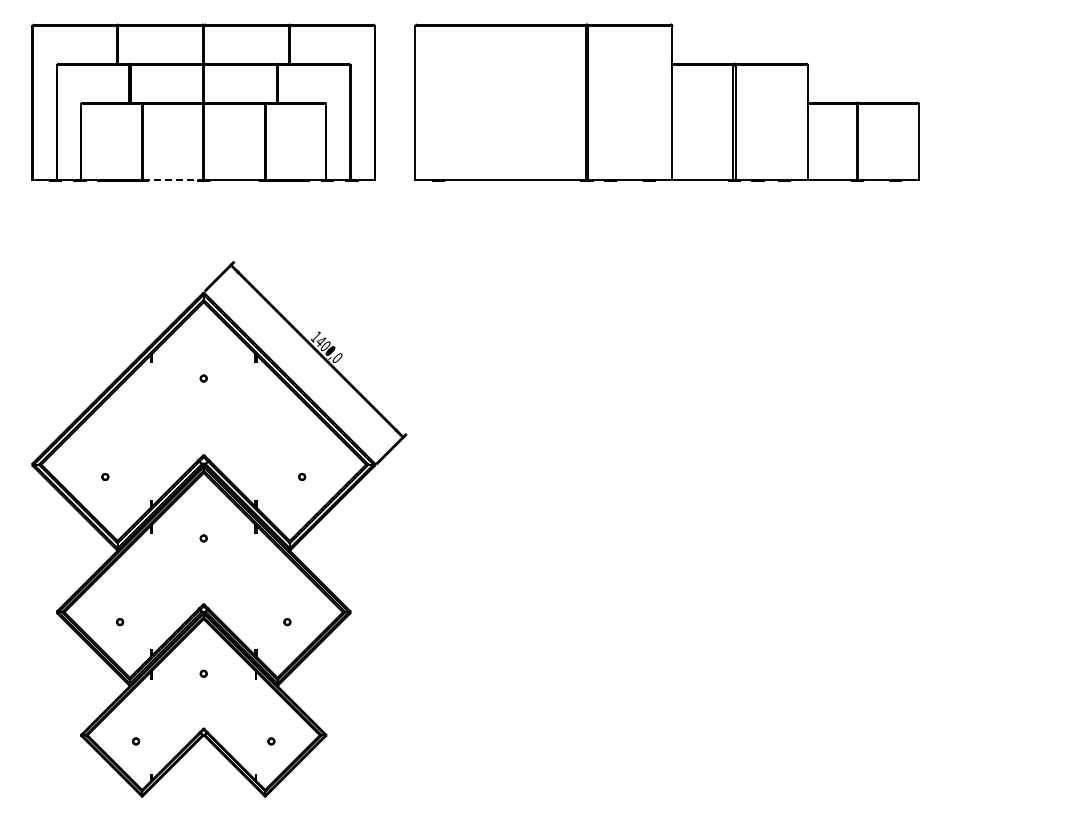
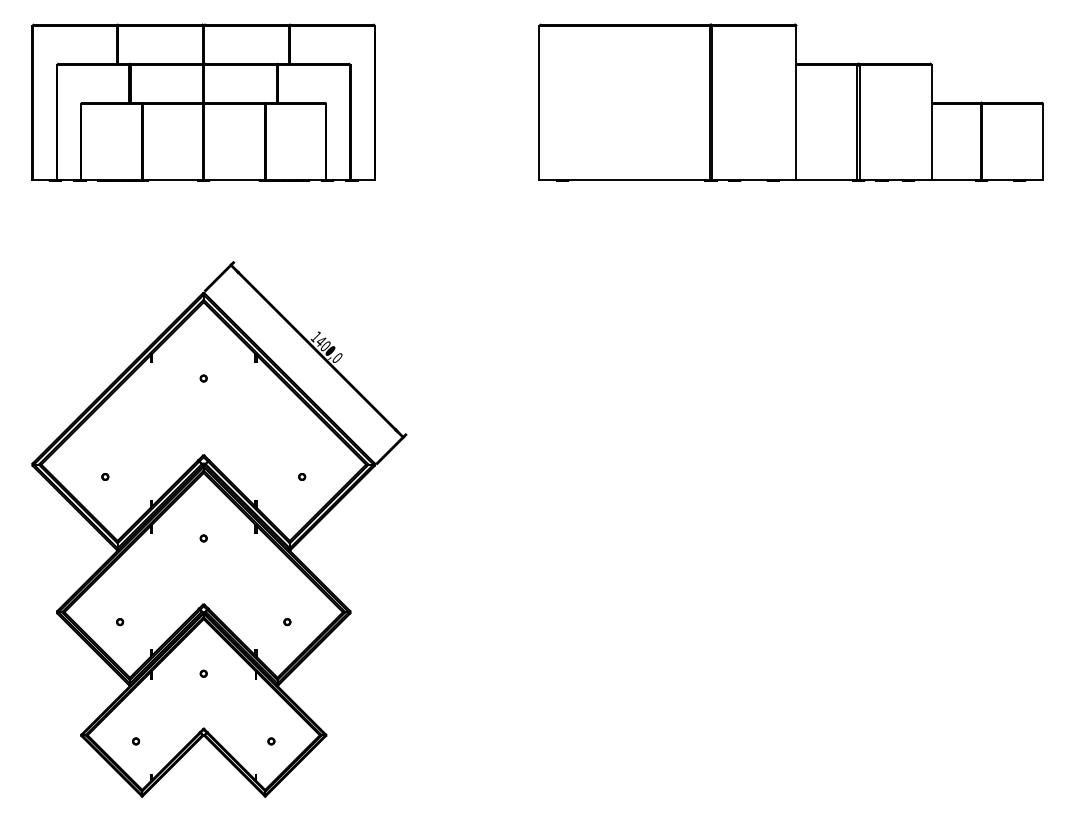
part position: (666, 102) -> (790, 102) (790, 102)
line: dashed -> solid (173, 180)
